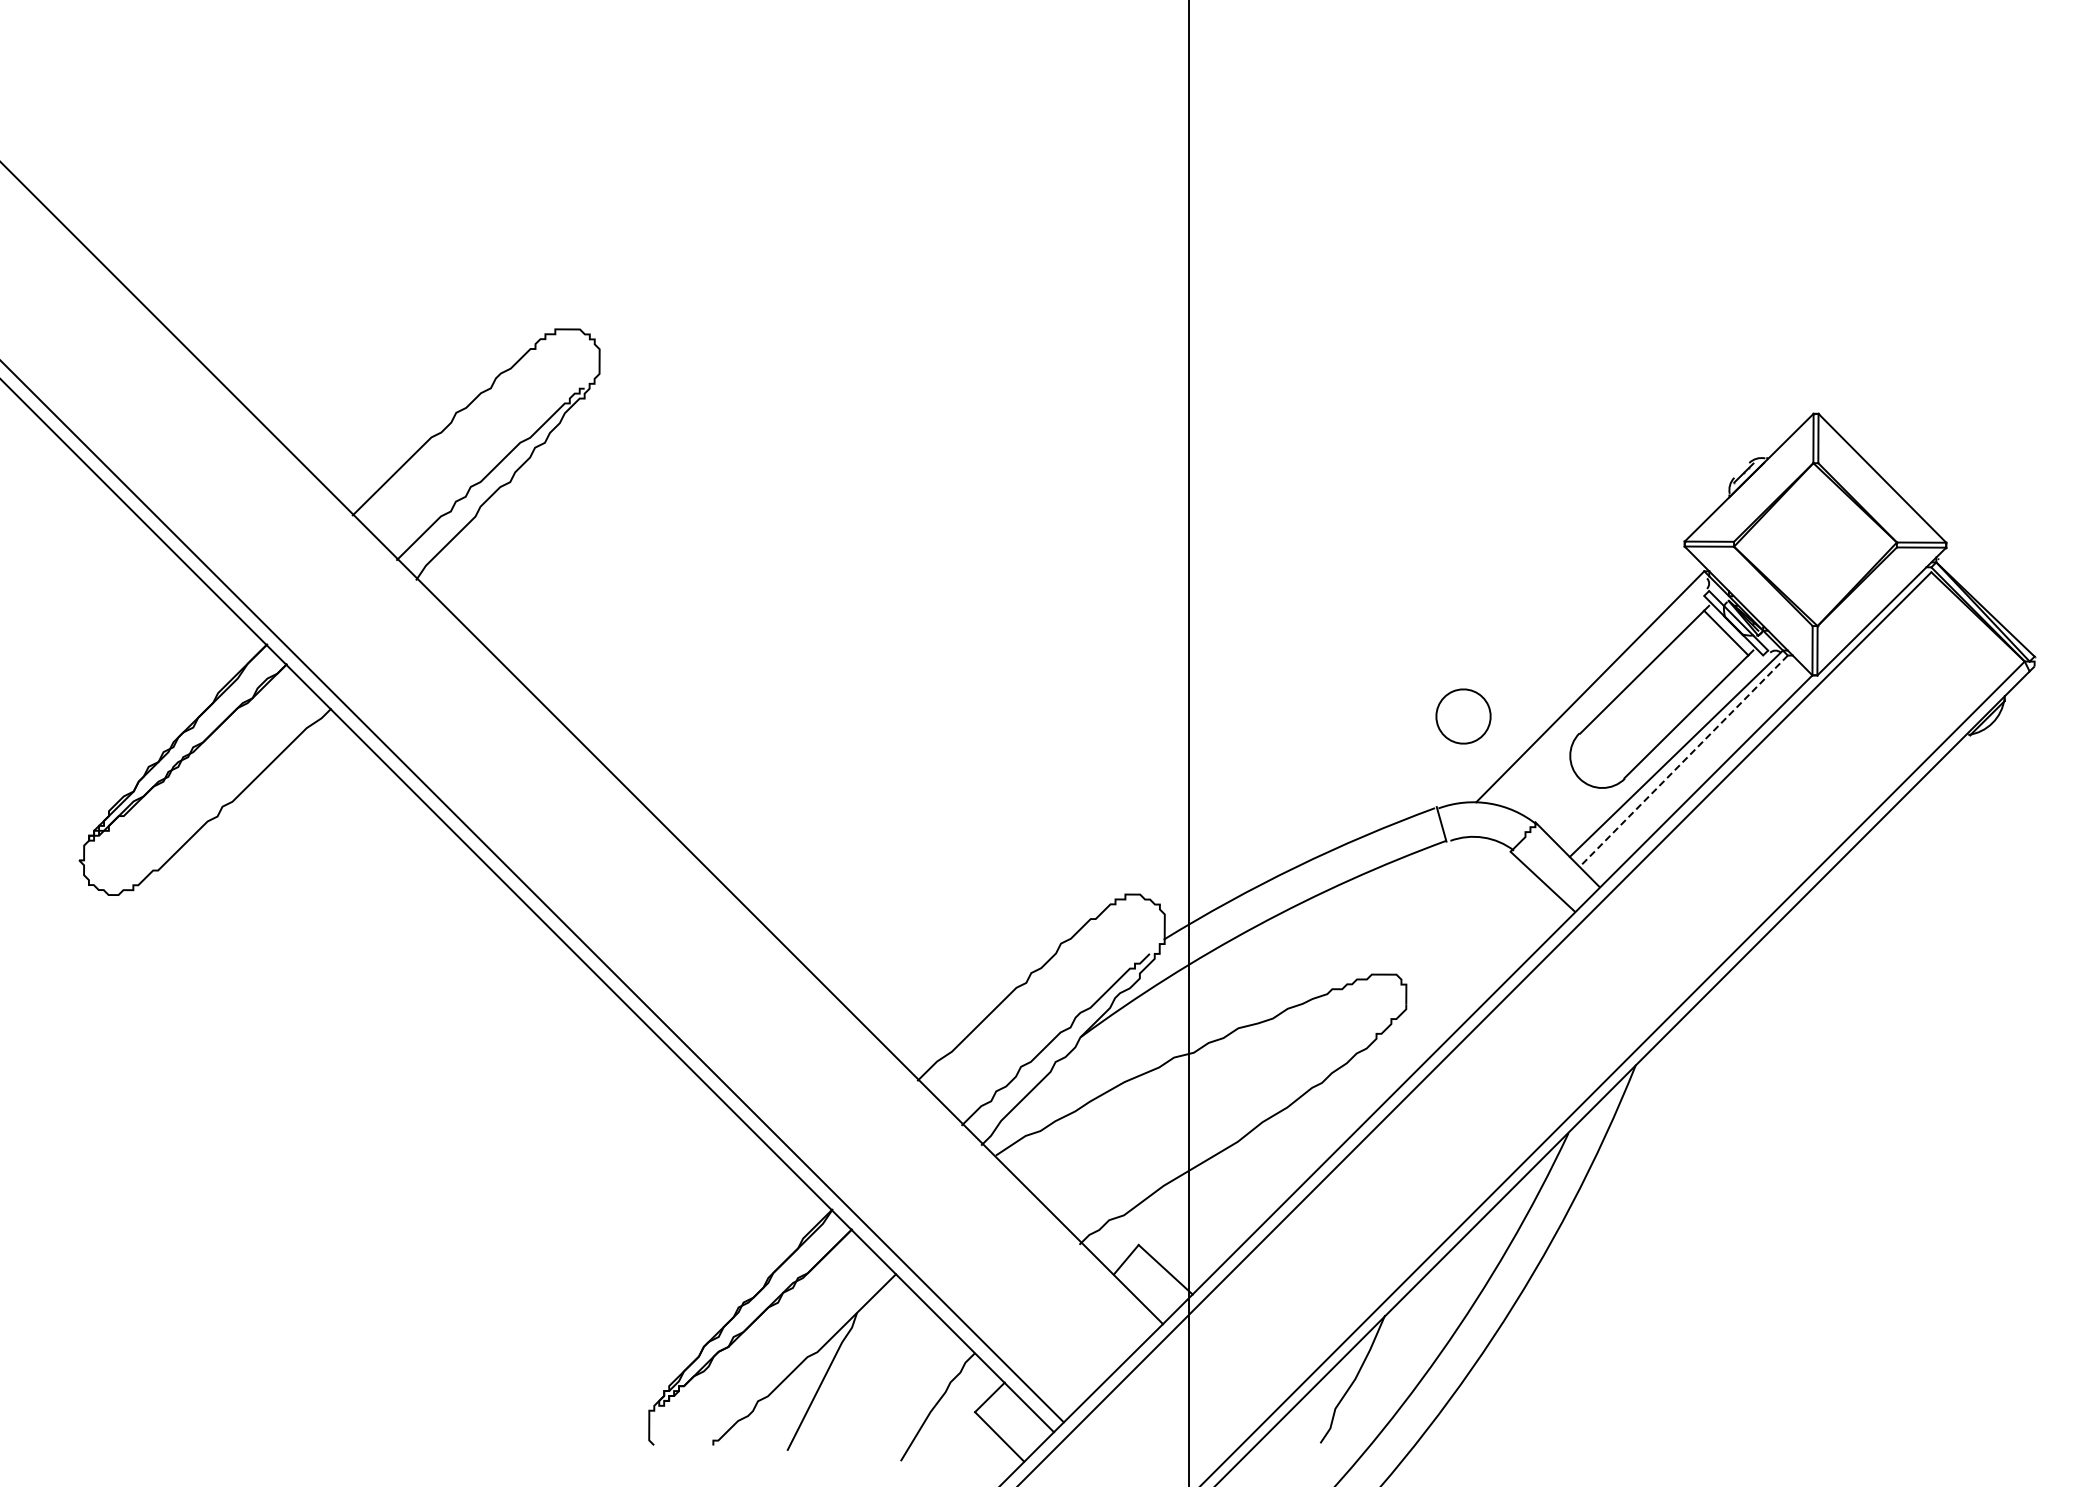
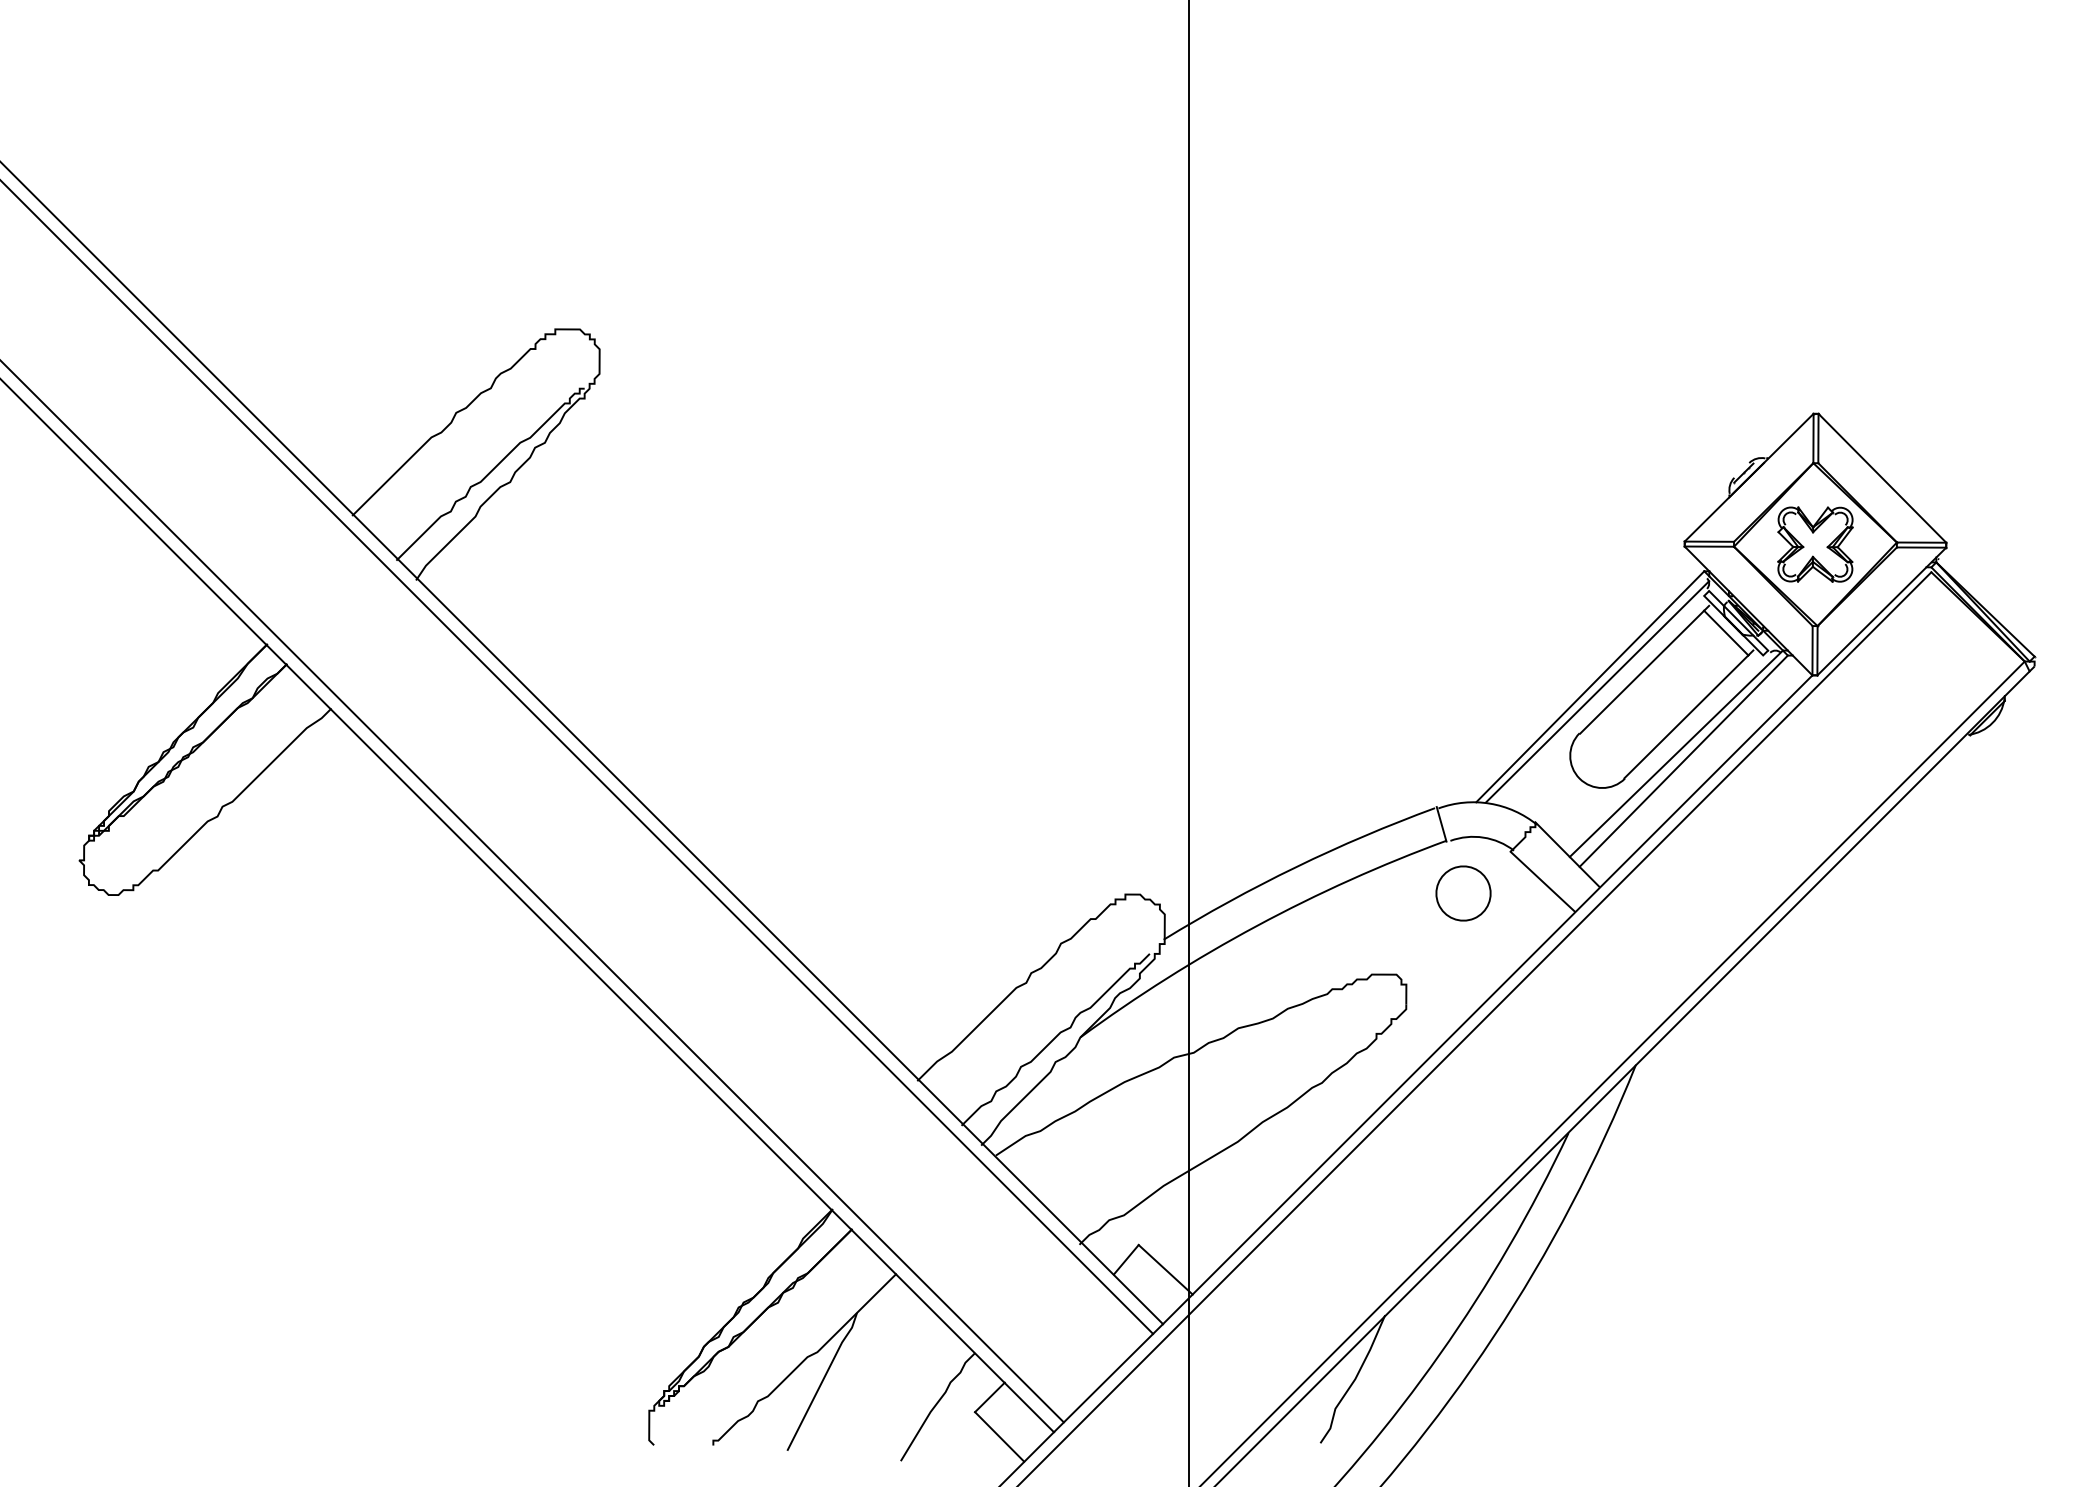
part: none -> present (1815, 544)
line: none -> present (1597, 691)
part position: (1463, 716) -> (1463, 893) (1463, 893)
line: none -> present (577, 757)
line: dashed -> solid (1683, 761)
